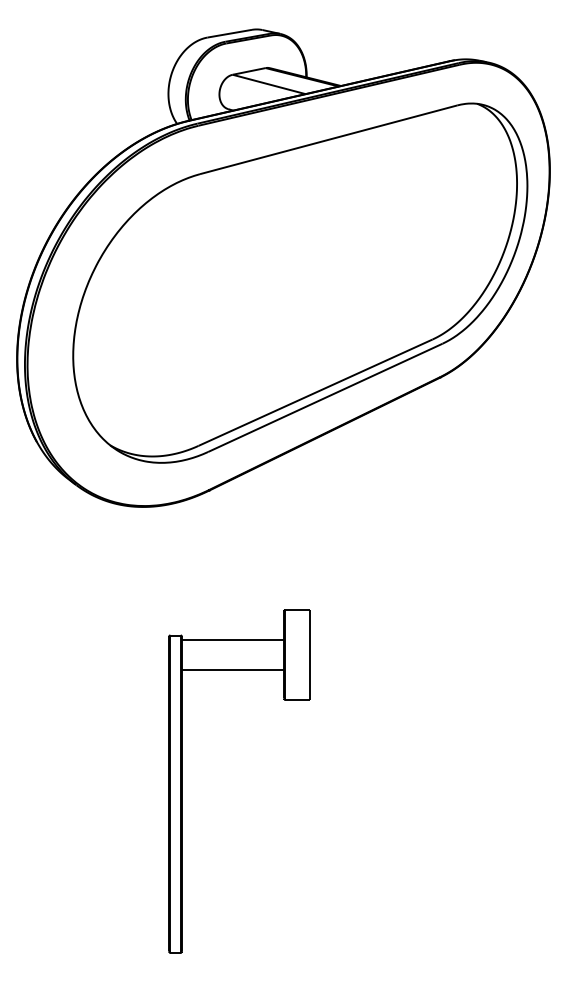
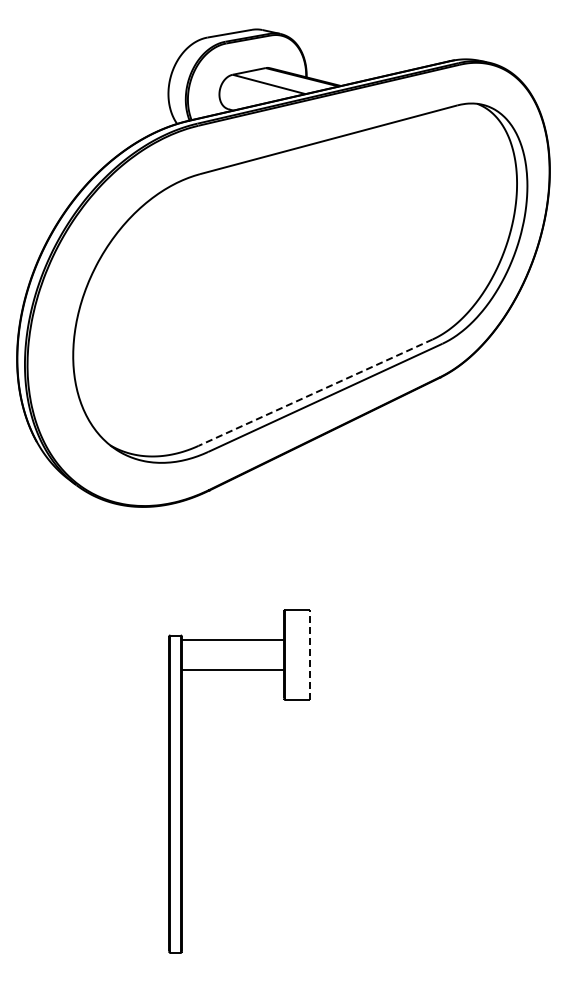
line: solid -> dashed (315, 392)
line: solid -> dashed (309, 654)
